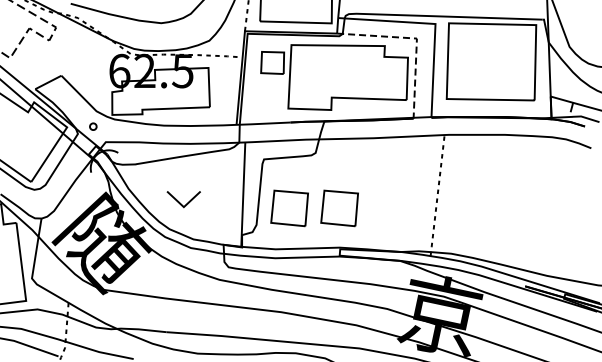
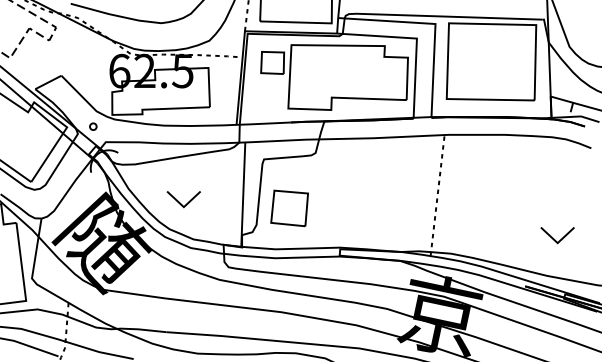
line: dashed -> solid (416, 39)
part: present -> none (339, 208)
part: none -> present (557, 235)
